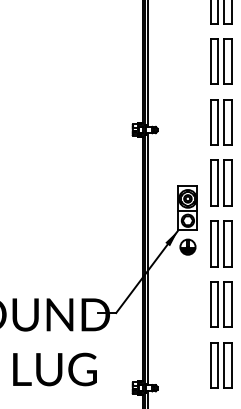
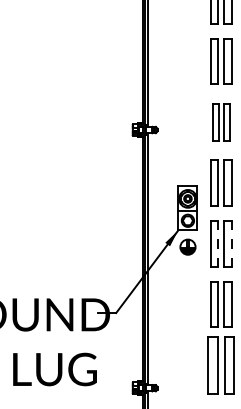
part size: 23x47 px -> 19x39 px (221, 122)
line: solid -> dashed (218, 243)
line: solid -> dashed (231, 243)
part size: 23x47 px -> 28x59 px (220, 365)
